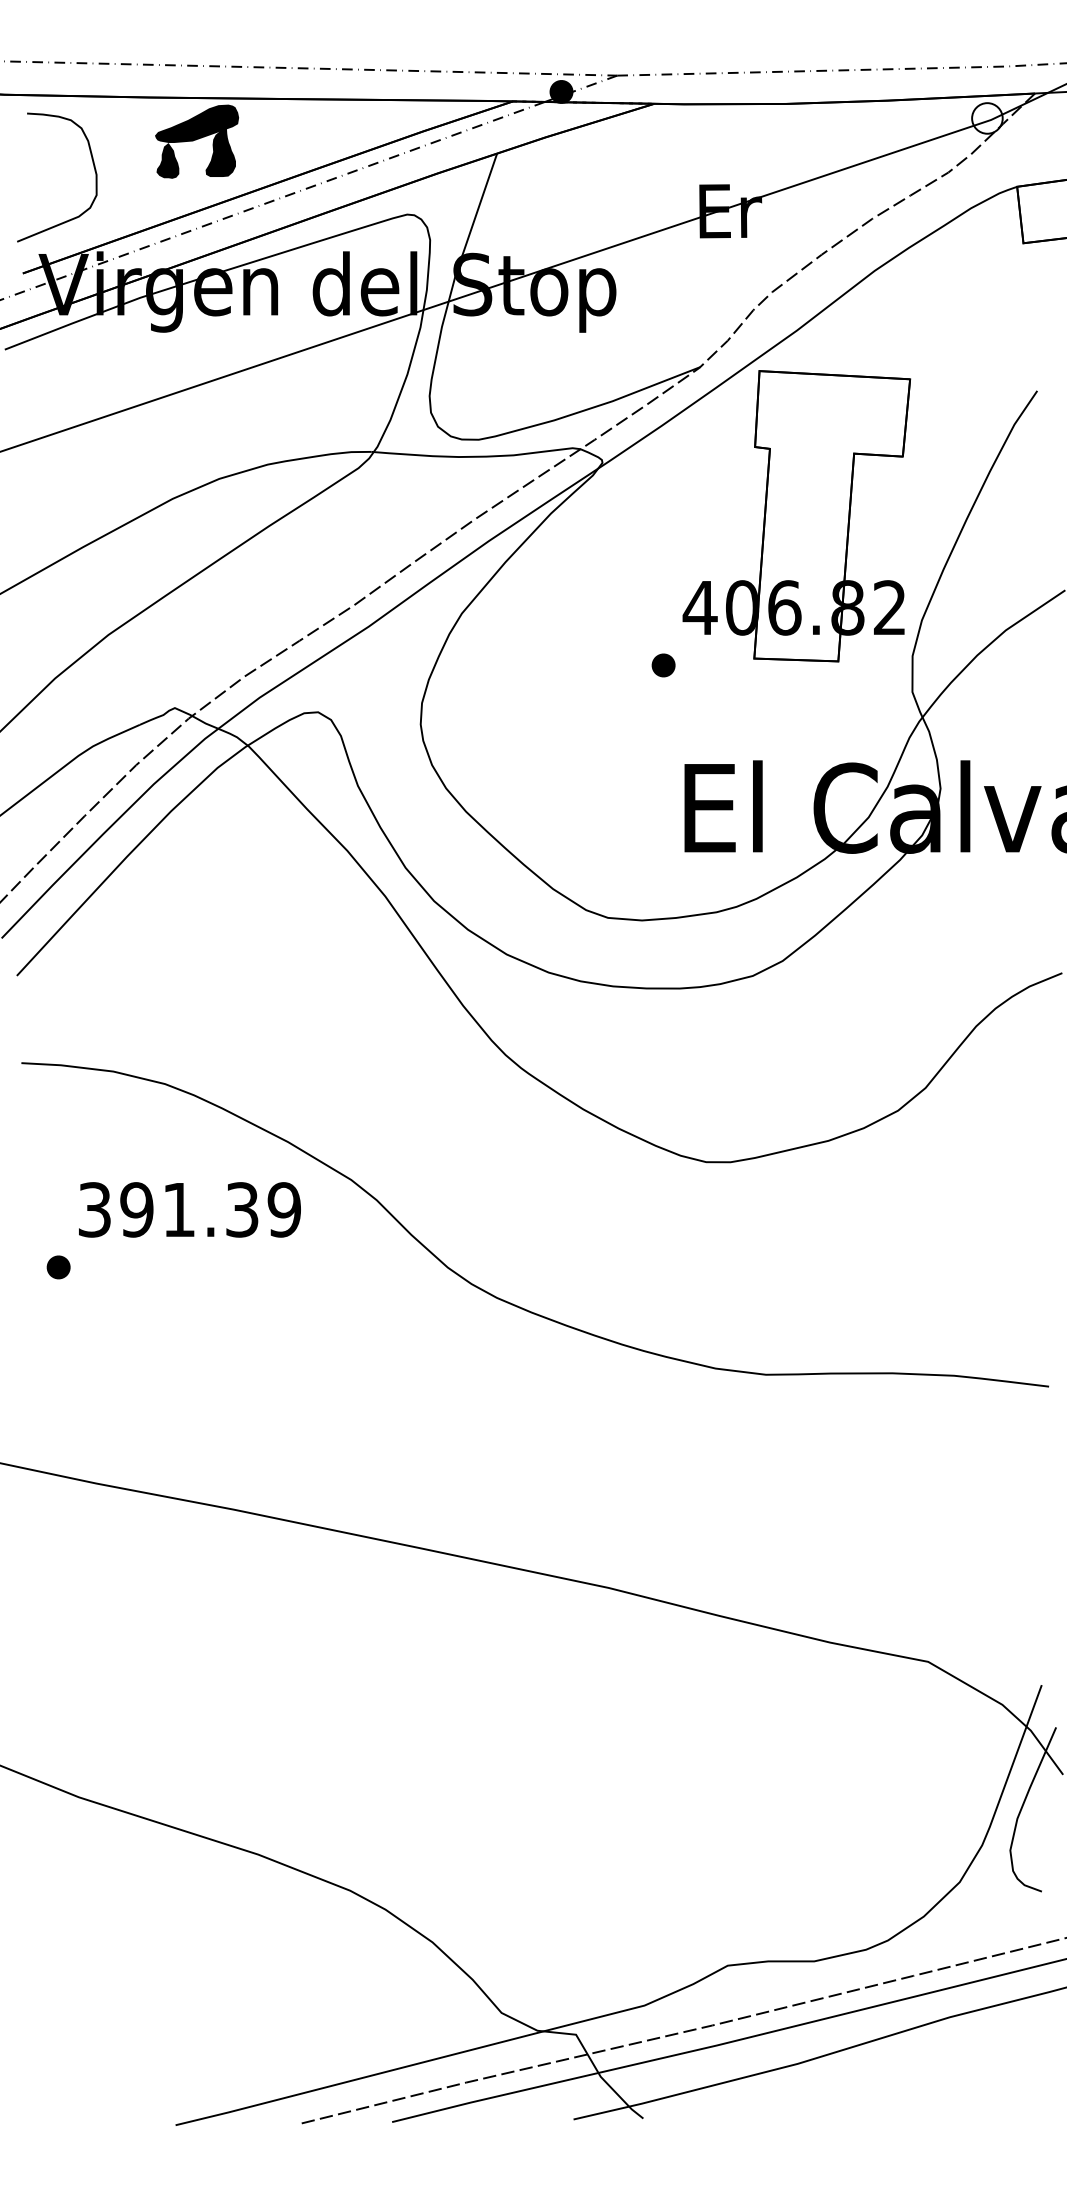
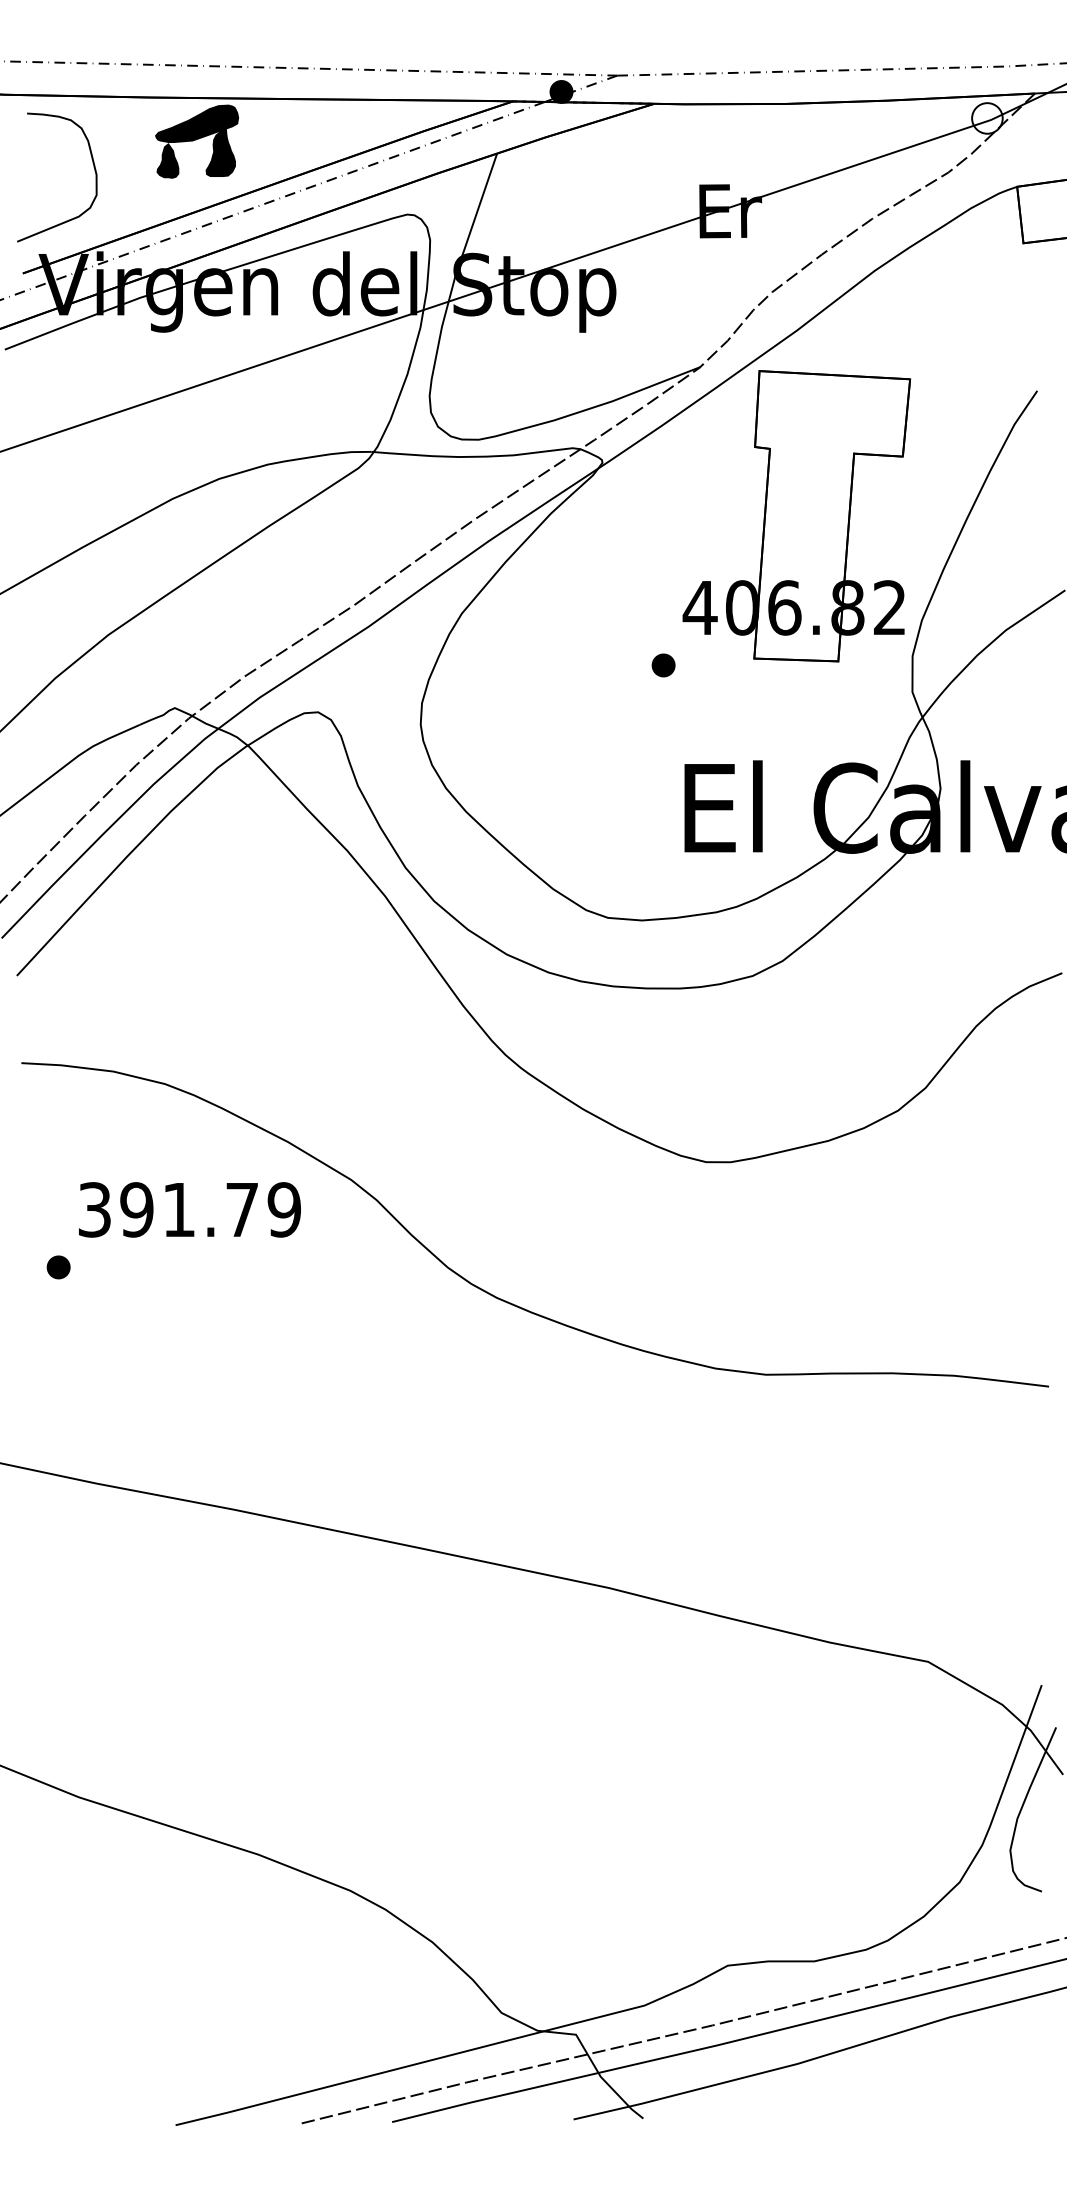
text: 391.39 -> 391.79 (242, 1209)
